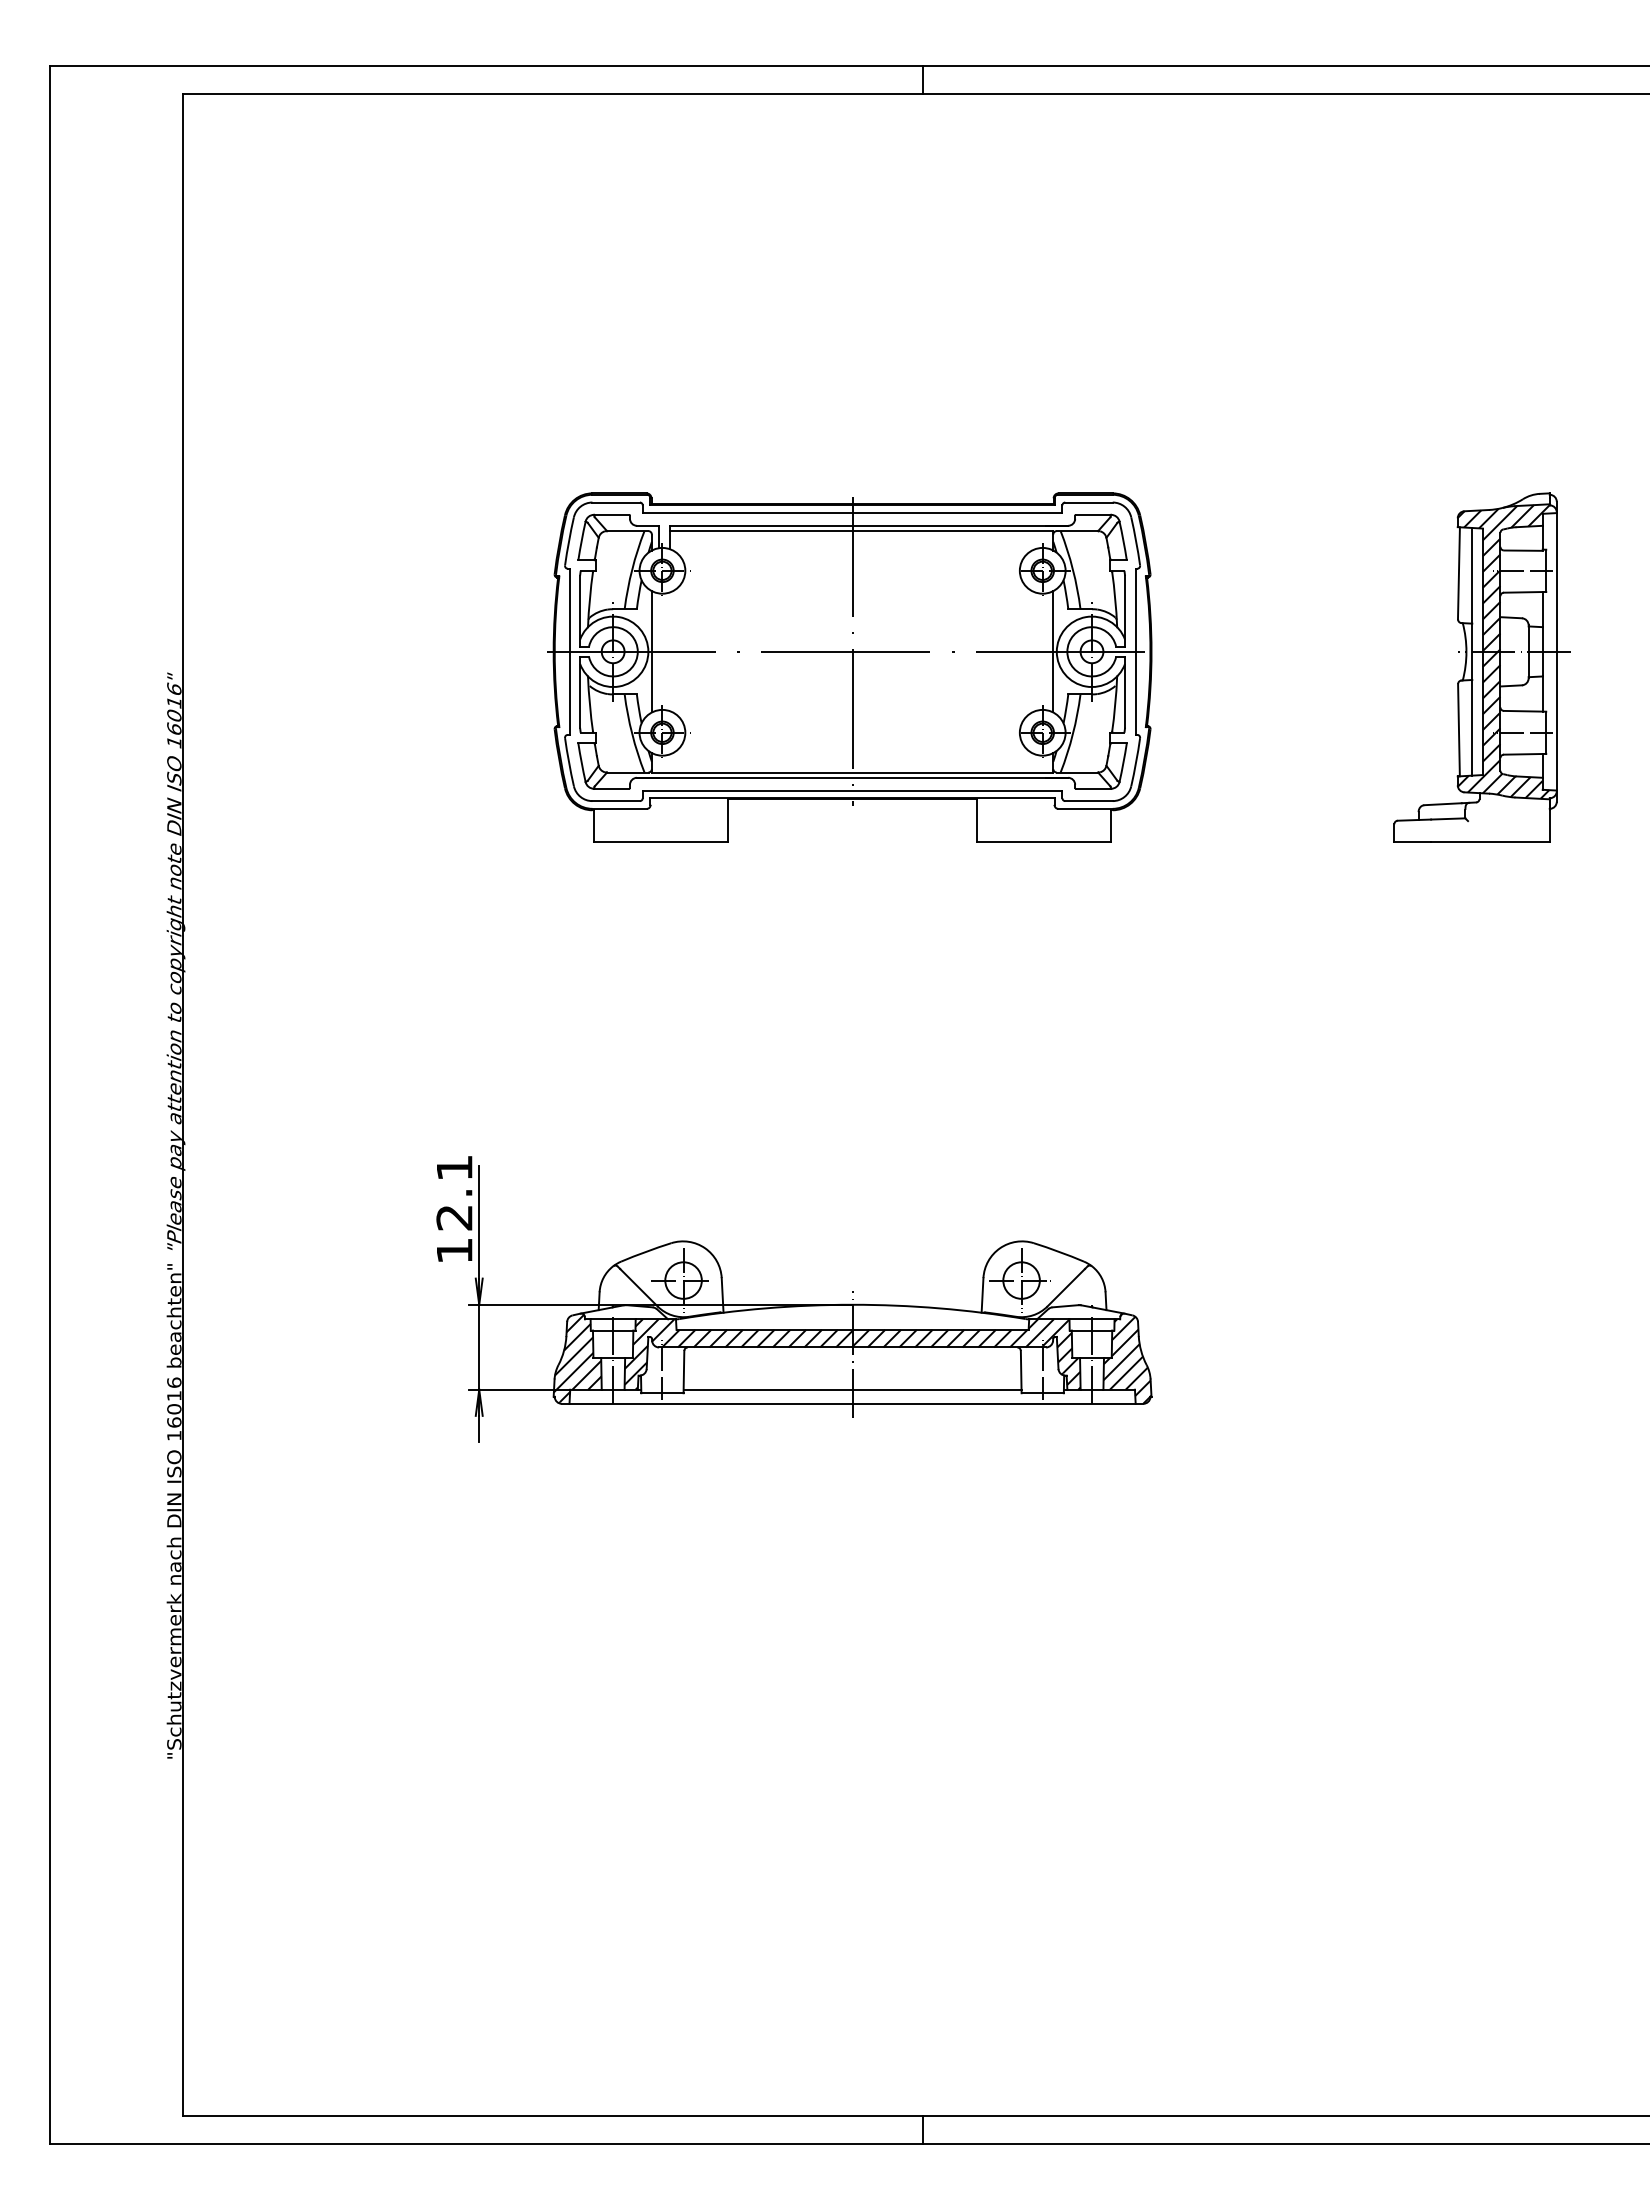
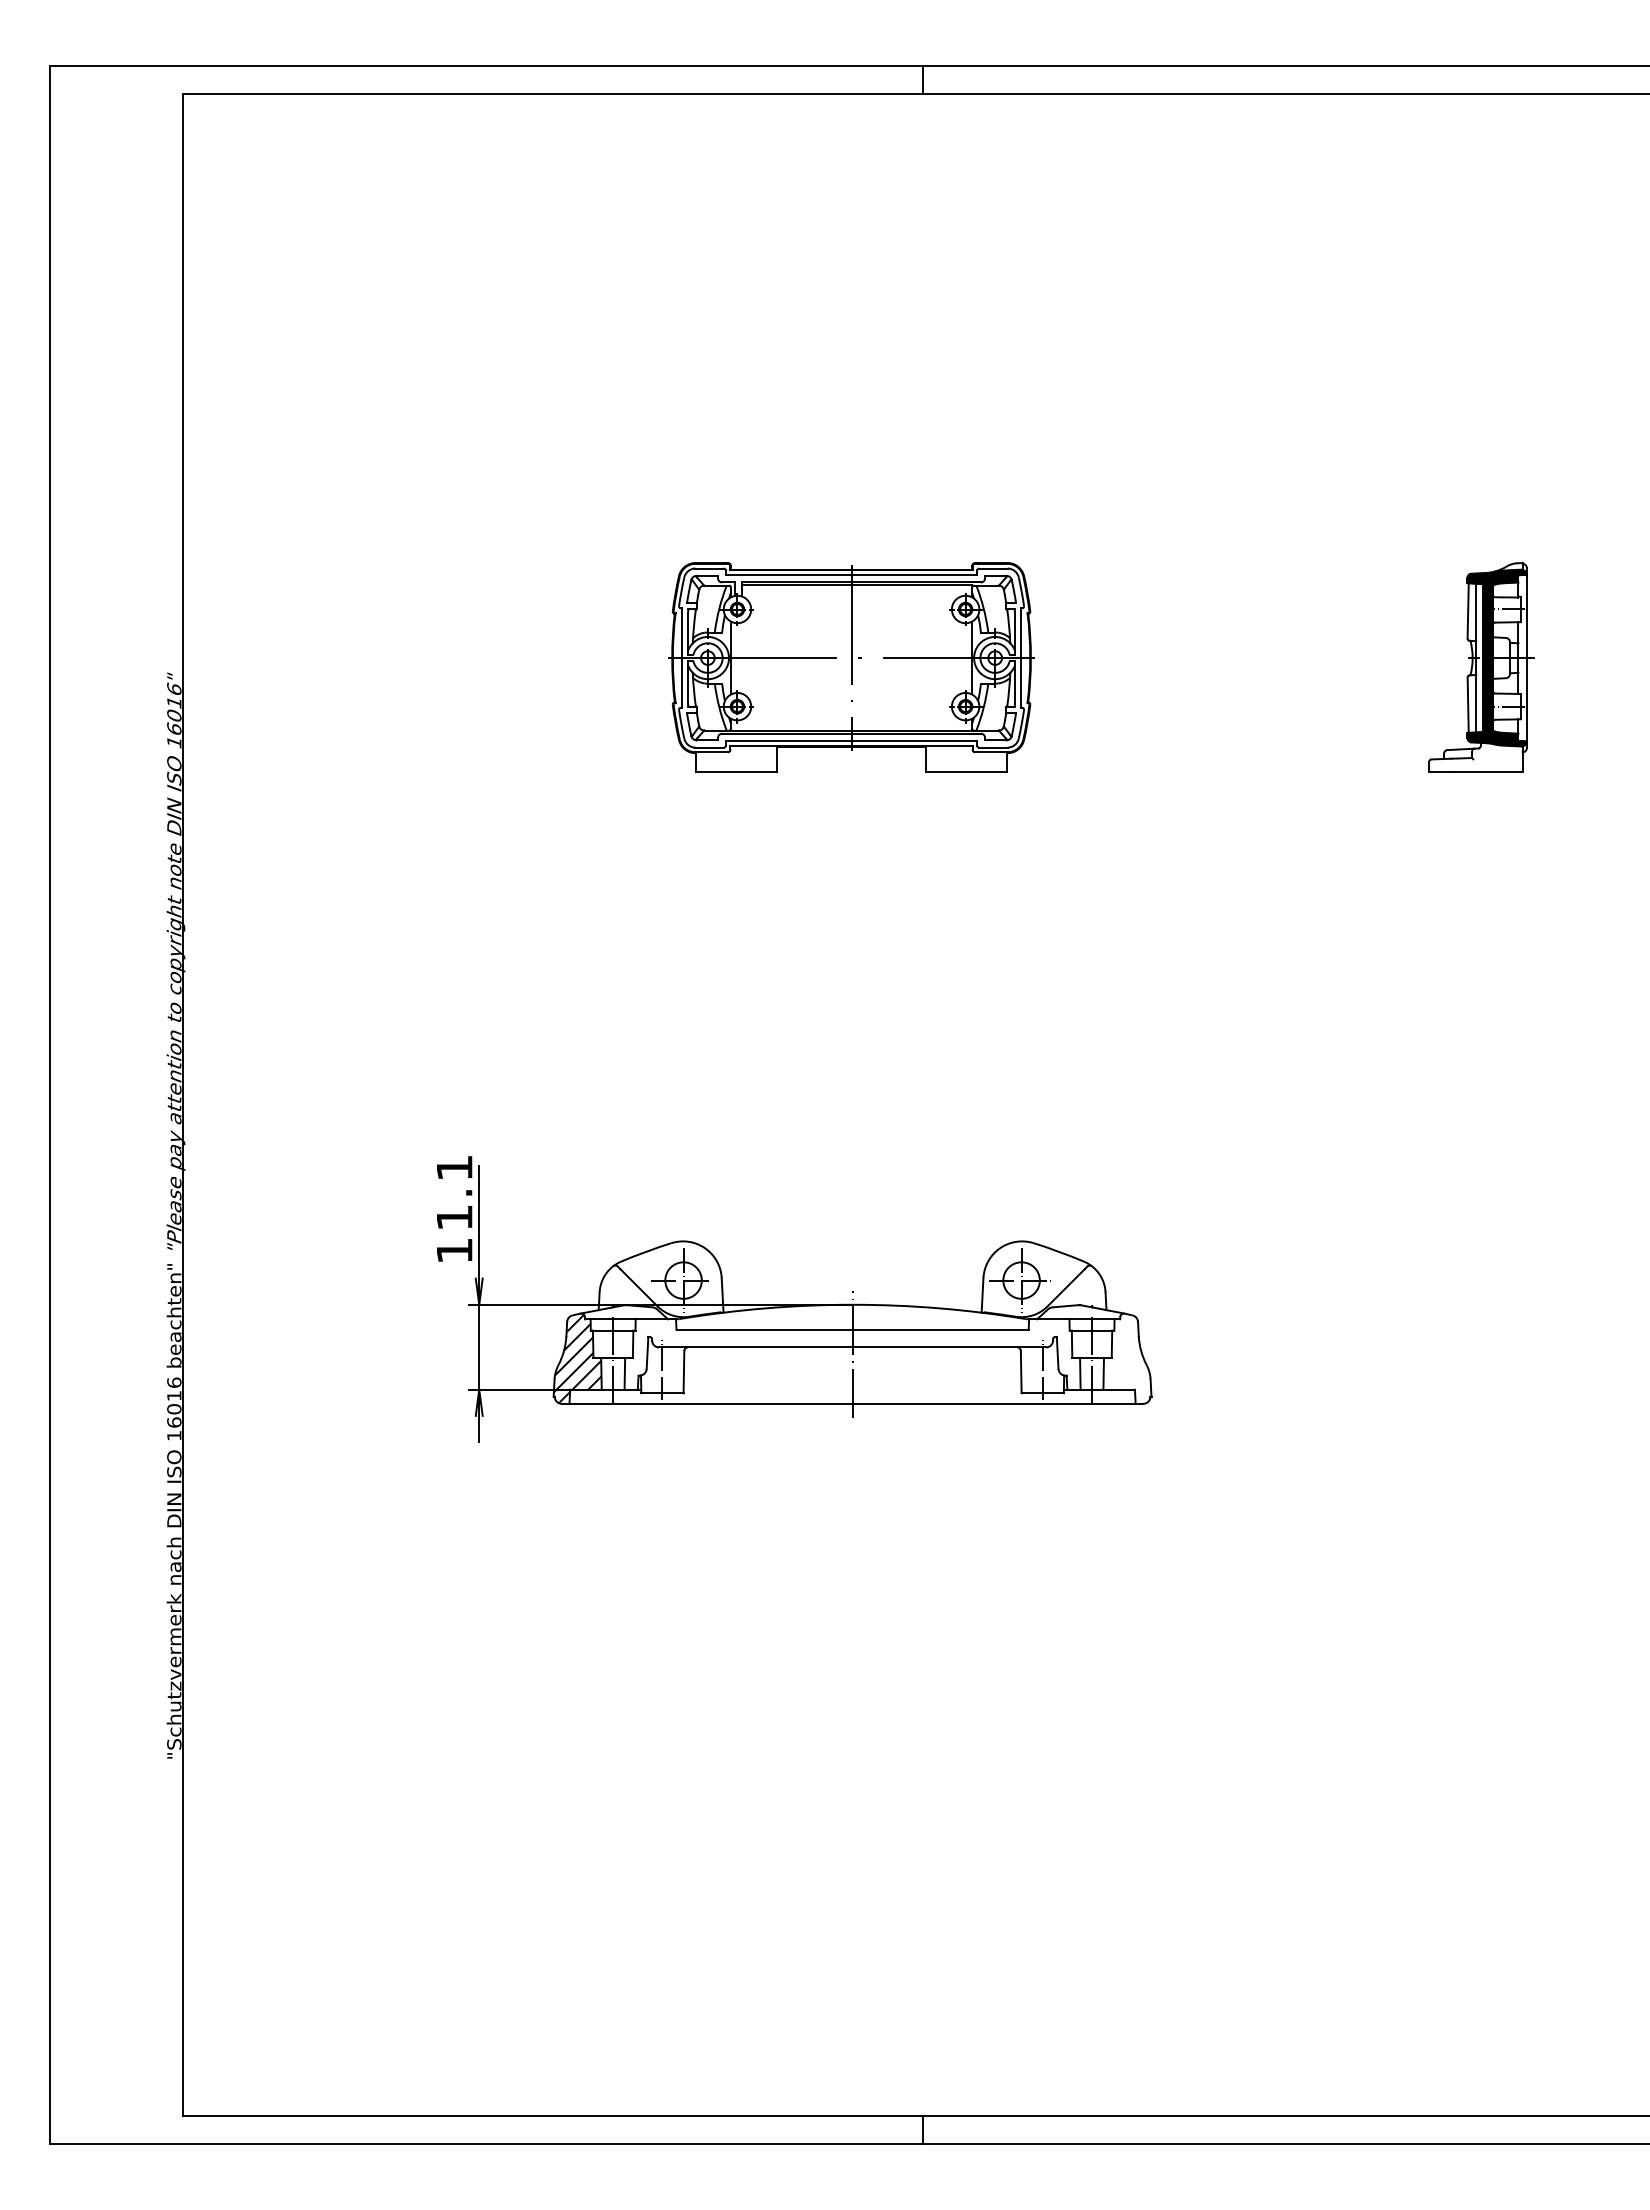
part size: 606x351 px -> 367x211 px (851, 667)
part size: 178x351 px -> 107x211 px (1481, 667)
text: 12.1 -> 11.1 (454, 1218)
hatch: present -> none (852, 1354)
hatch: present -> none (1127, 1358)
line: present -> none (852, 1389)
